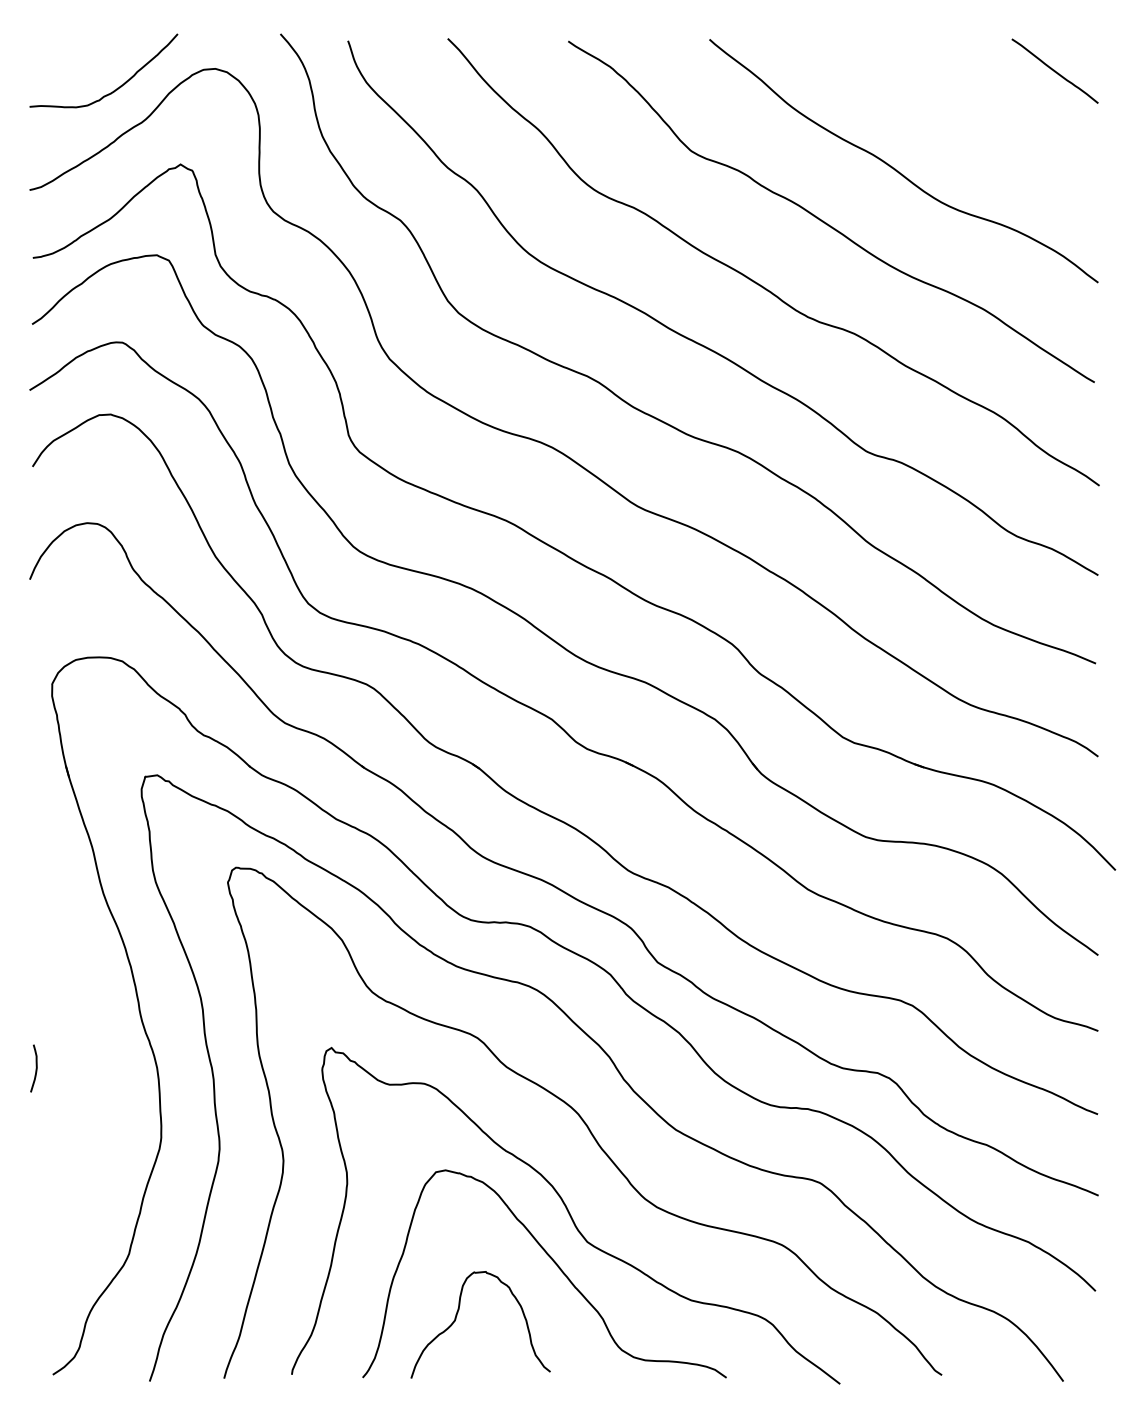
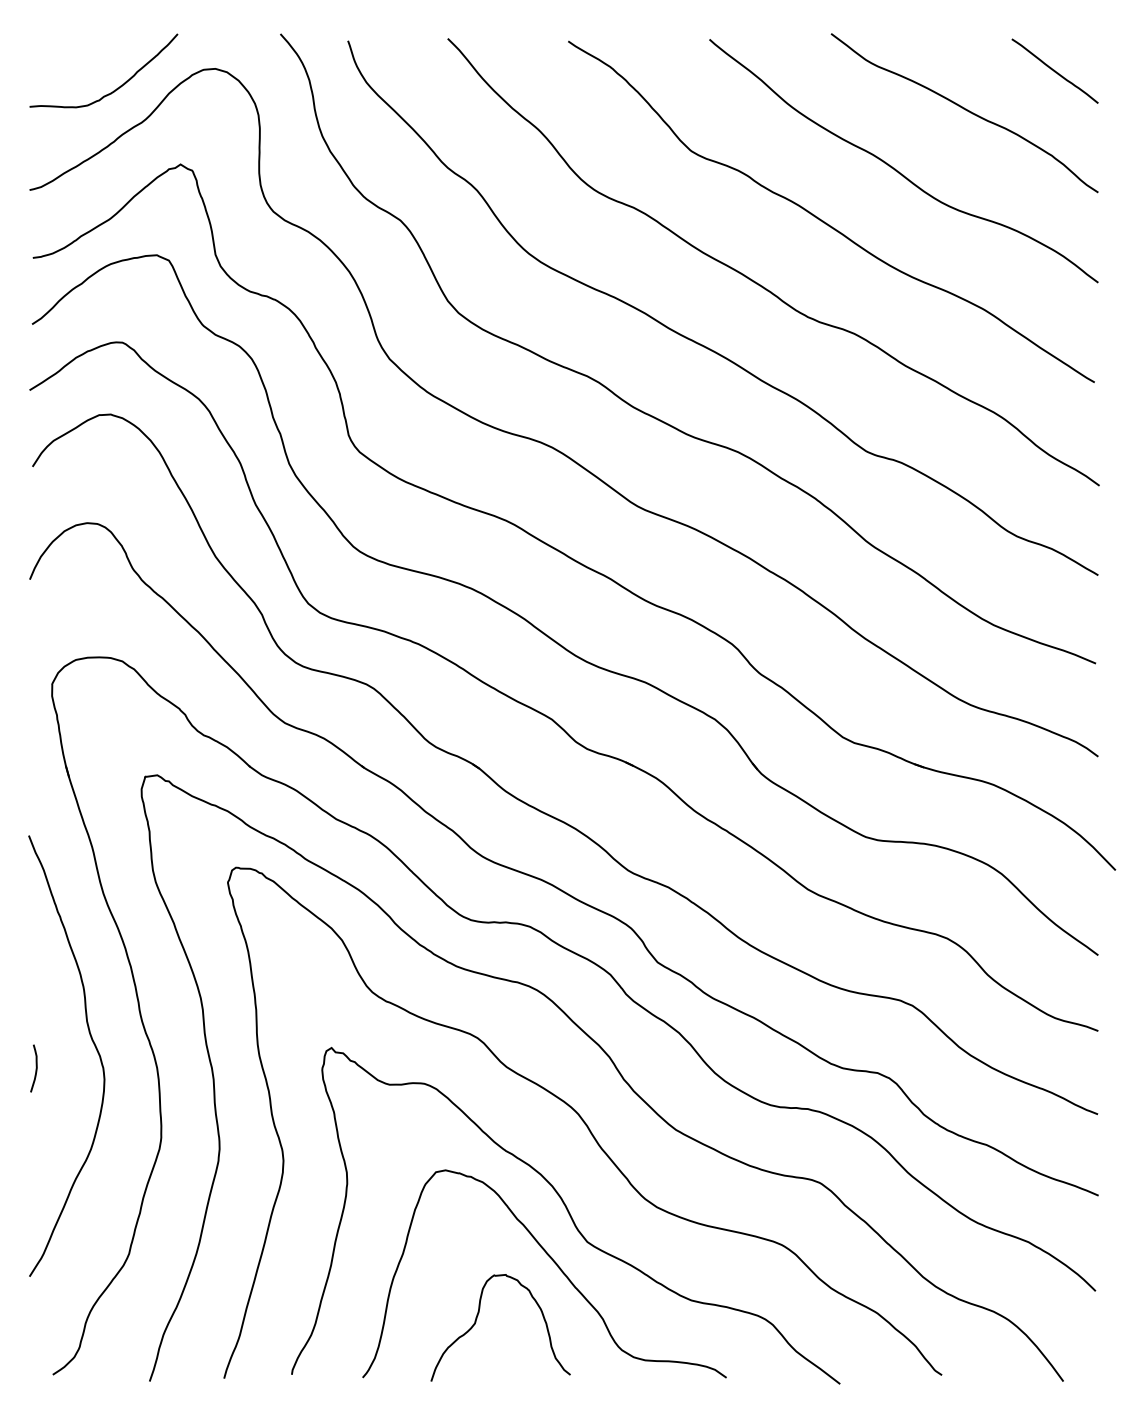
curve: none -> present (965, 110)
curve: none -> present (92, 1042)
curve position: (456, 1319) -> (476, 1322) (476, 1322)
